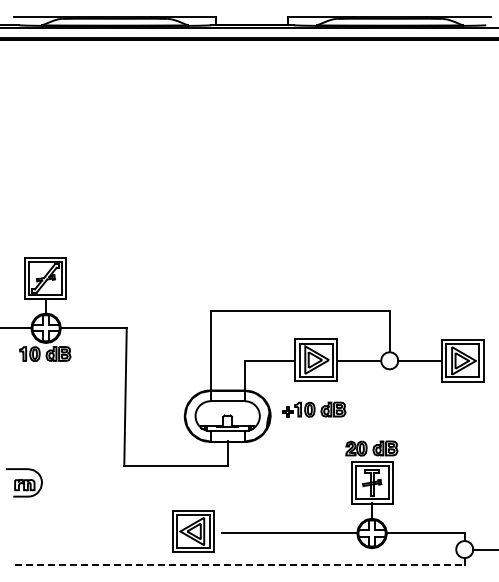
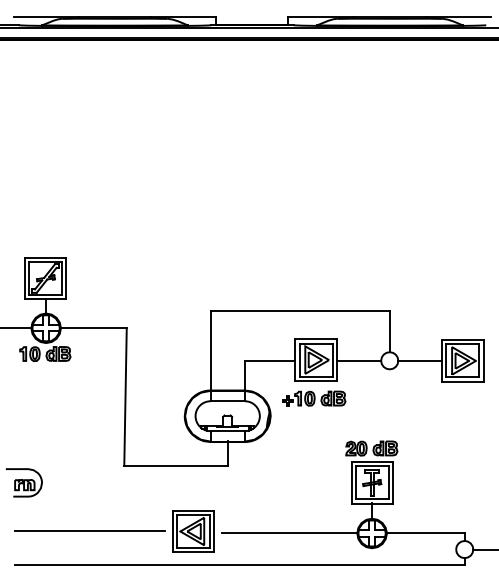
part position: (314, 409) -> (314, 398) (314, 398)
line: none -> present (89, 530)
line: dashed -> solid (239, 564)
